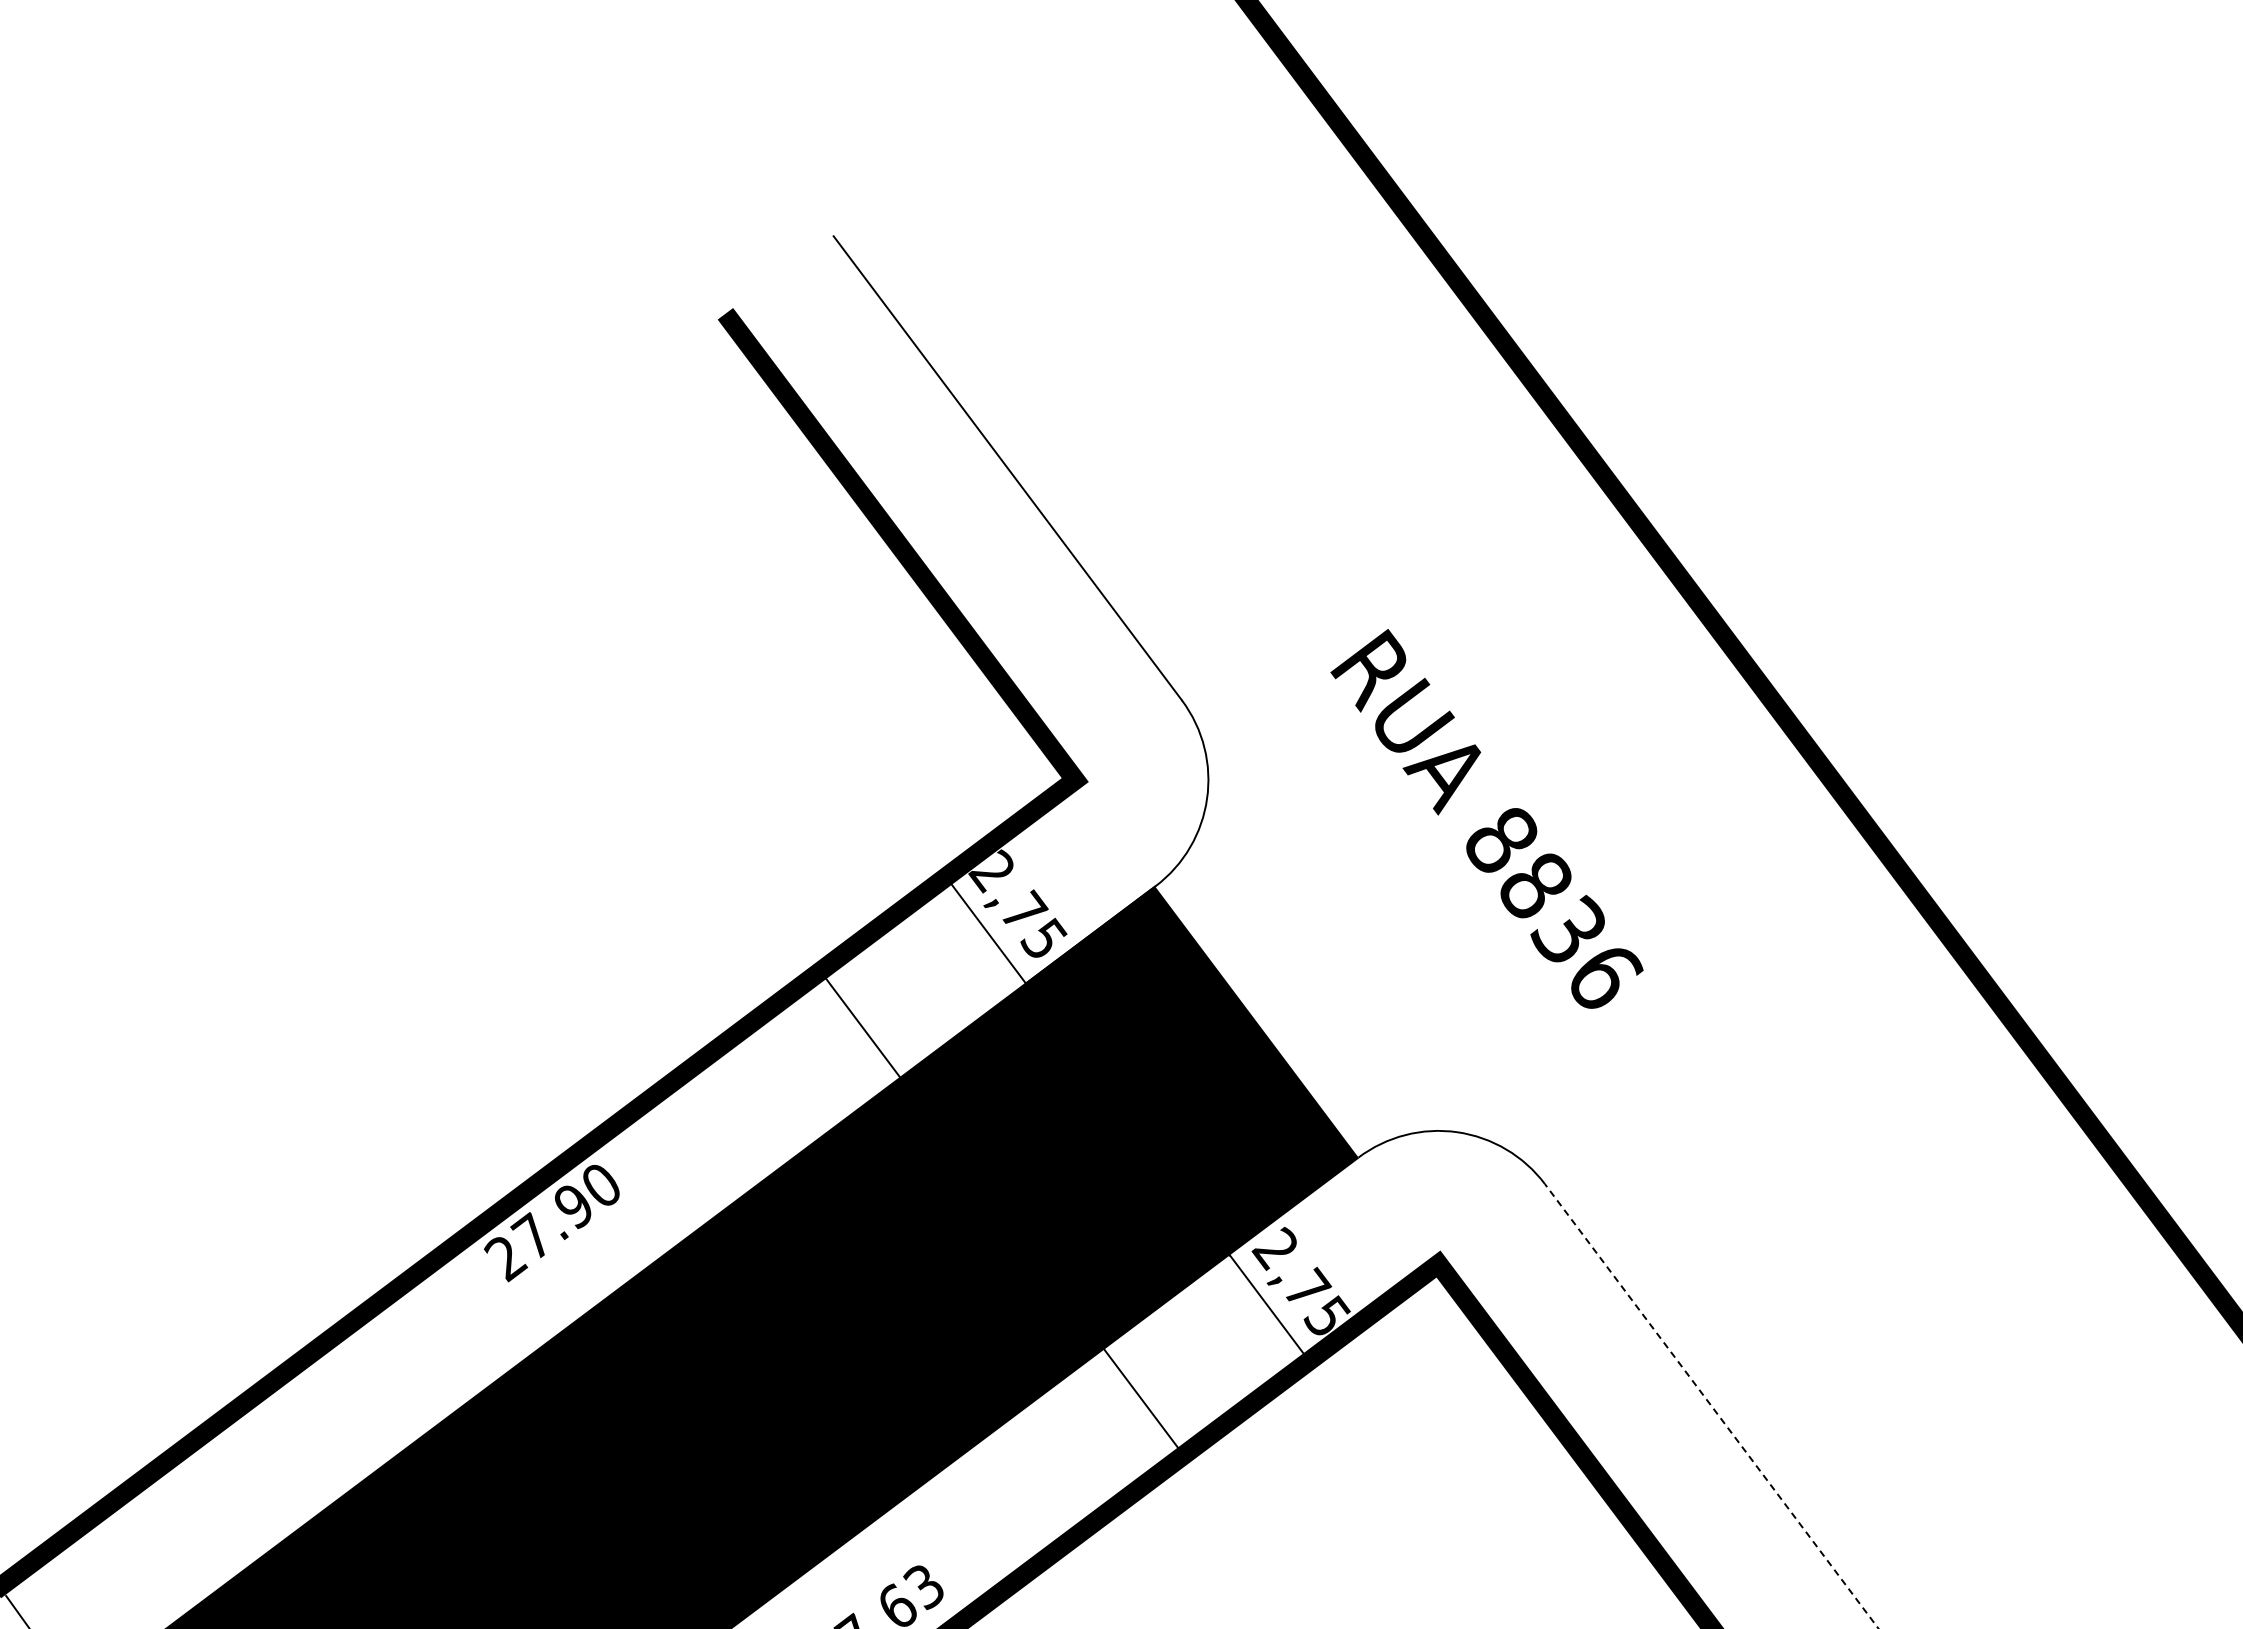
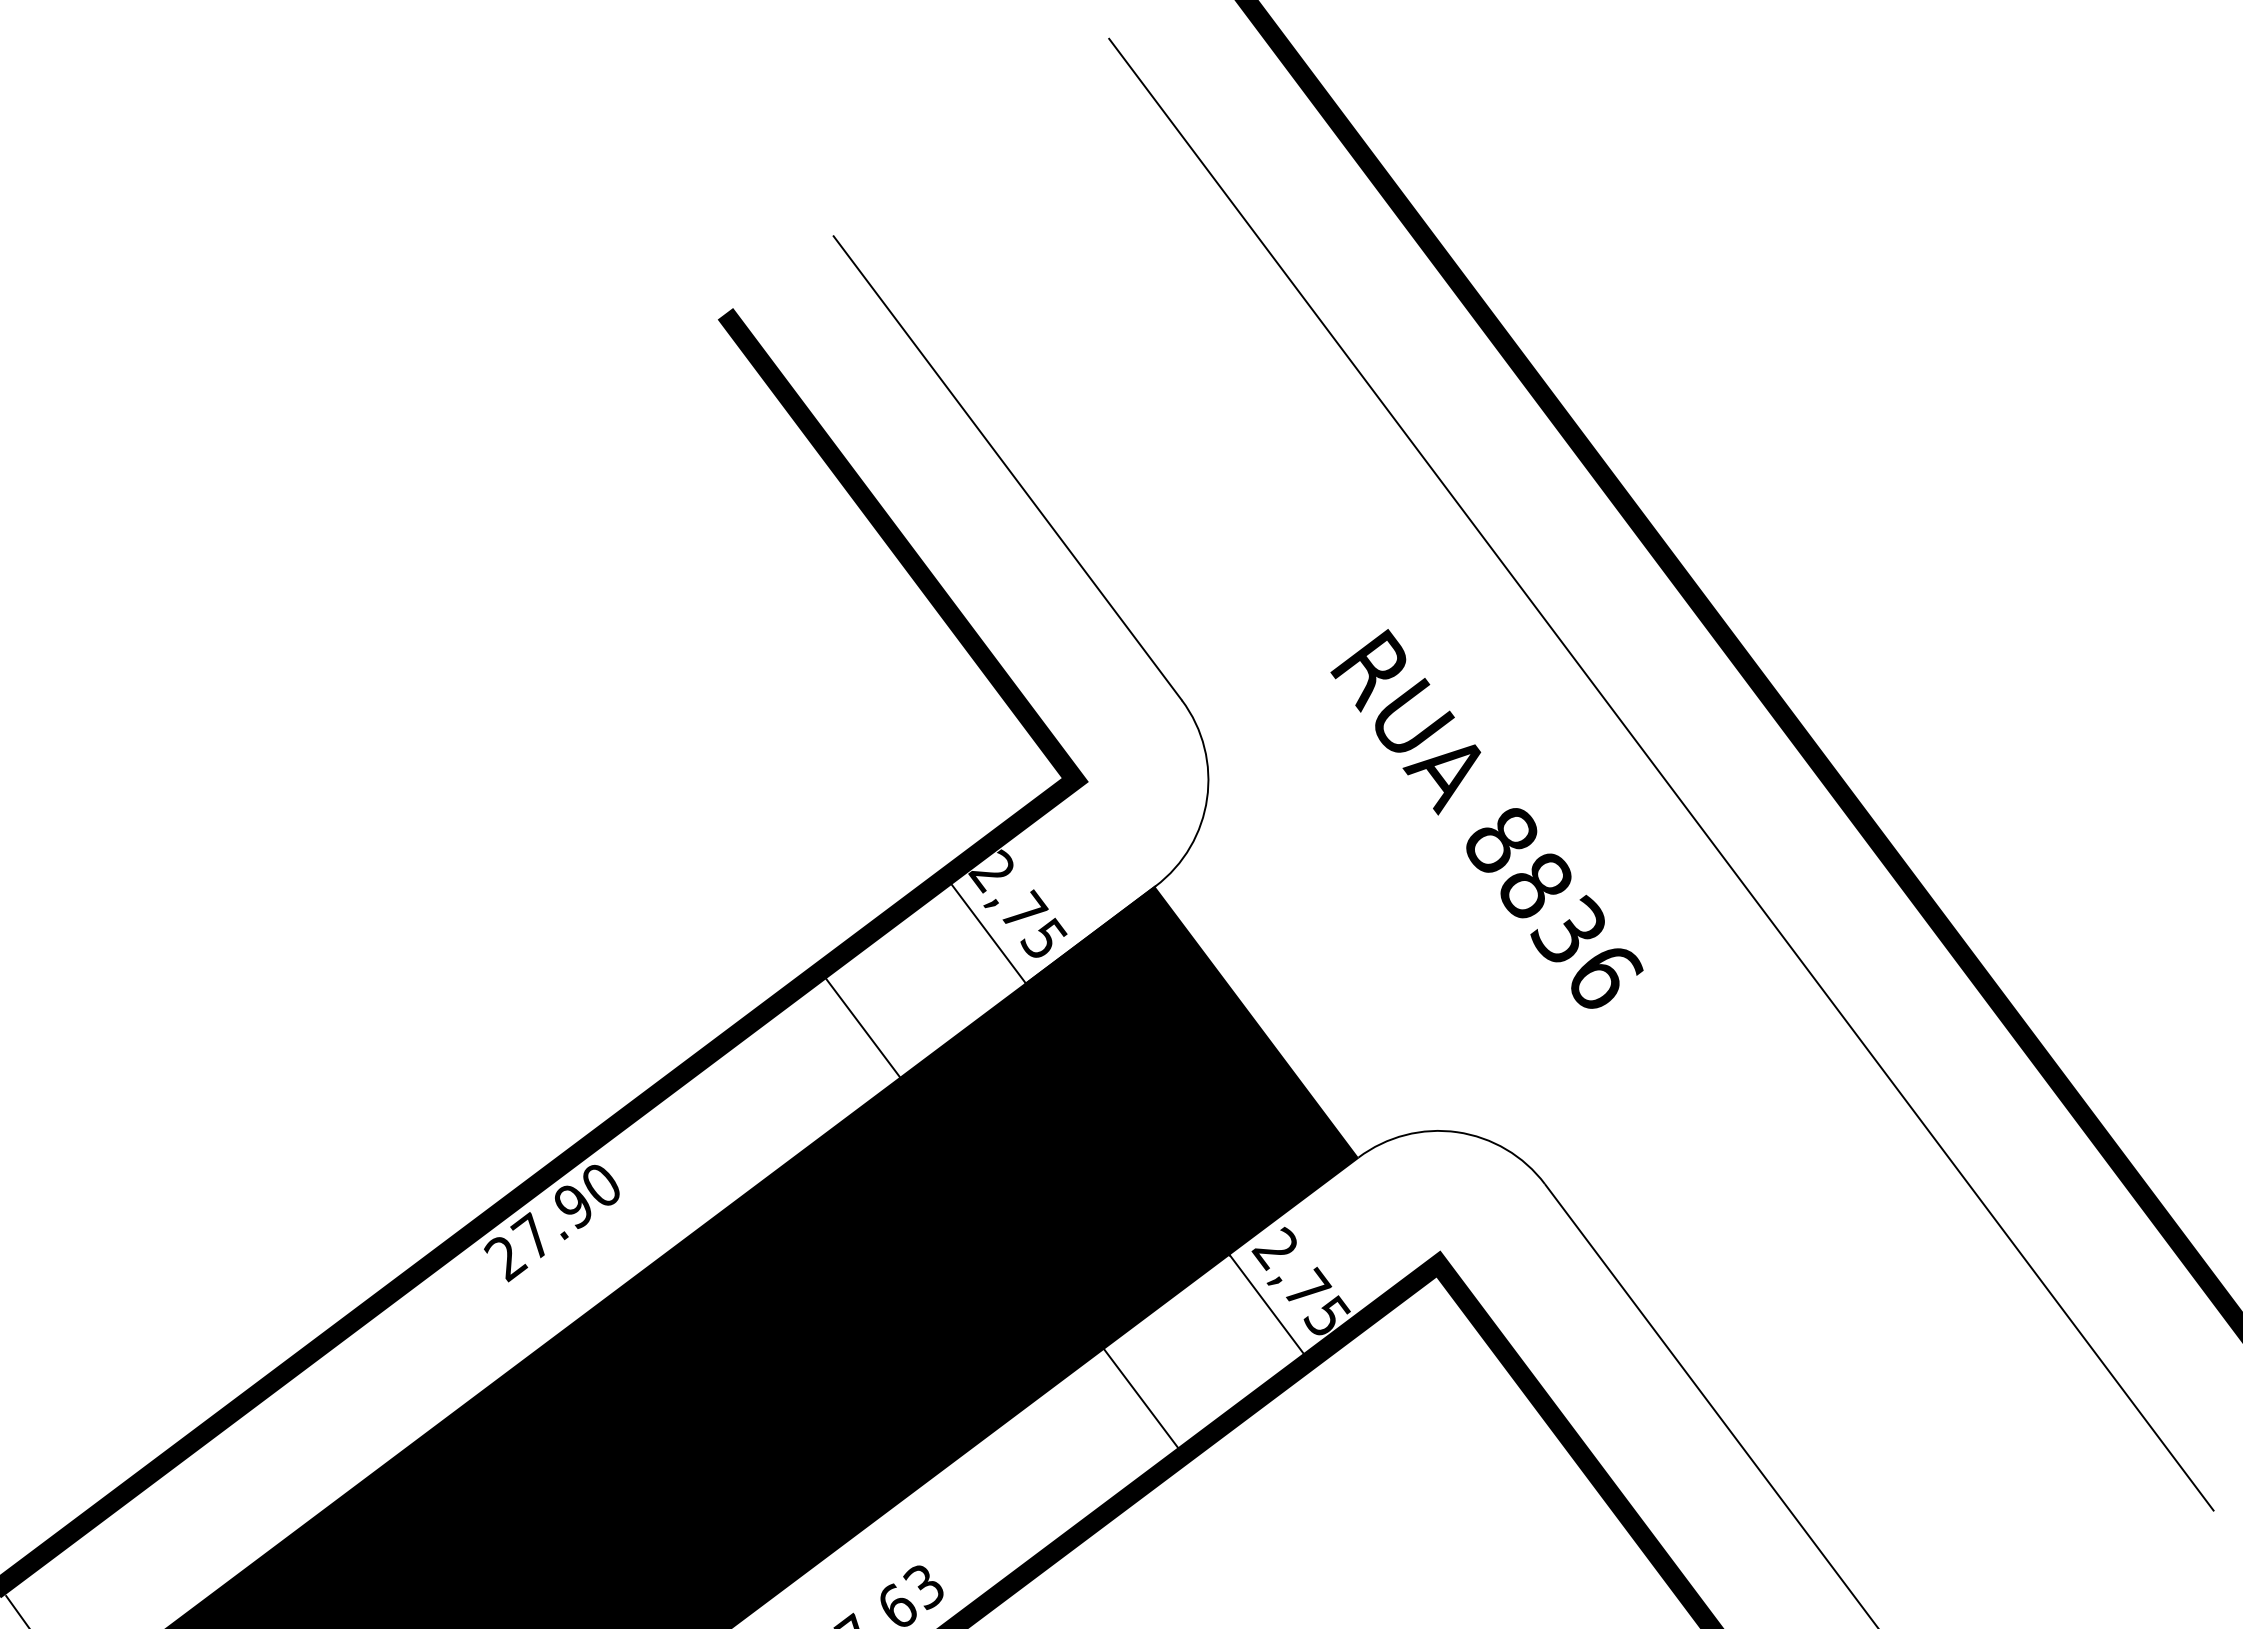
line: none -> present (1661, 774)
line: dashed -> solid (1711, 1406)
